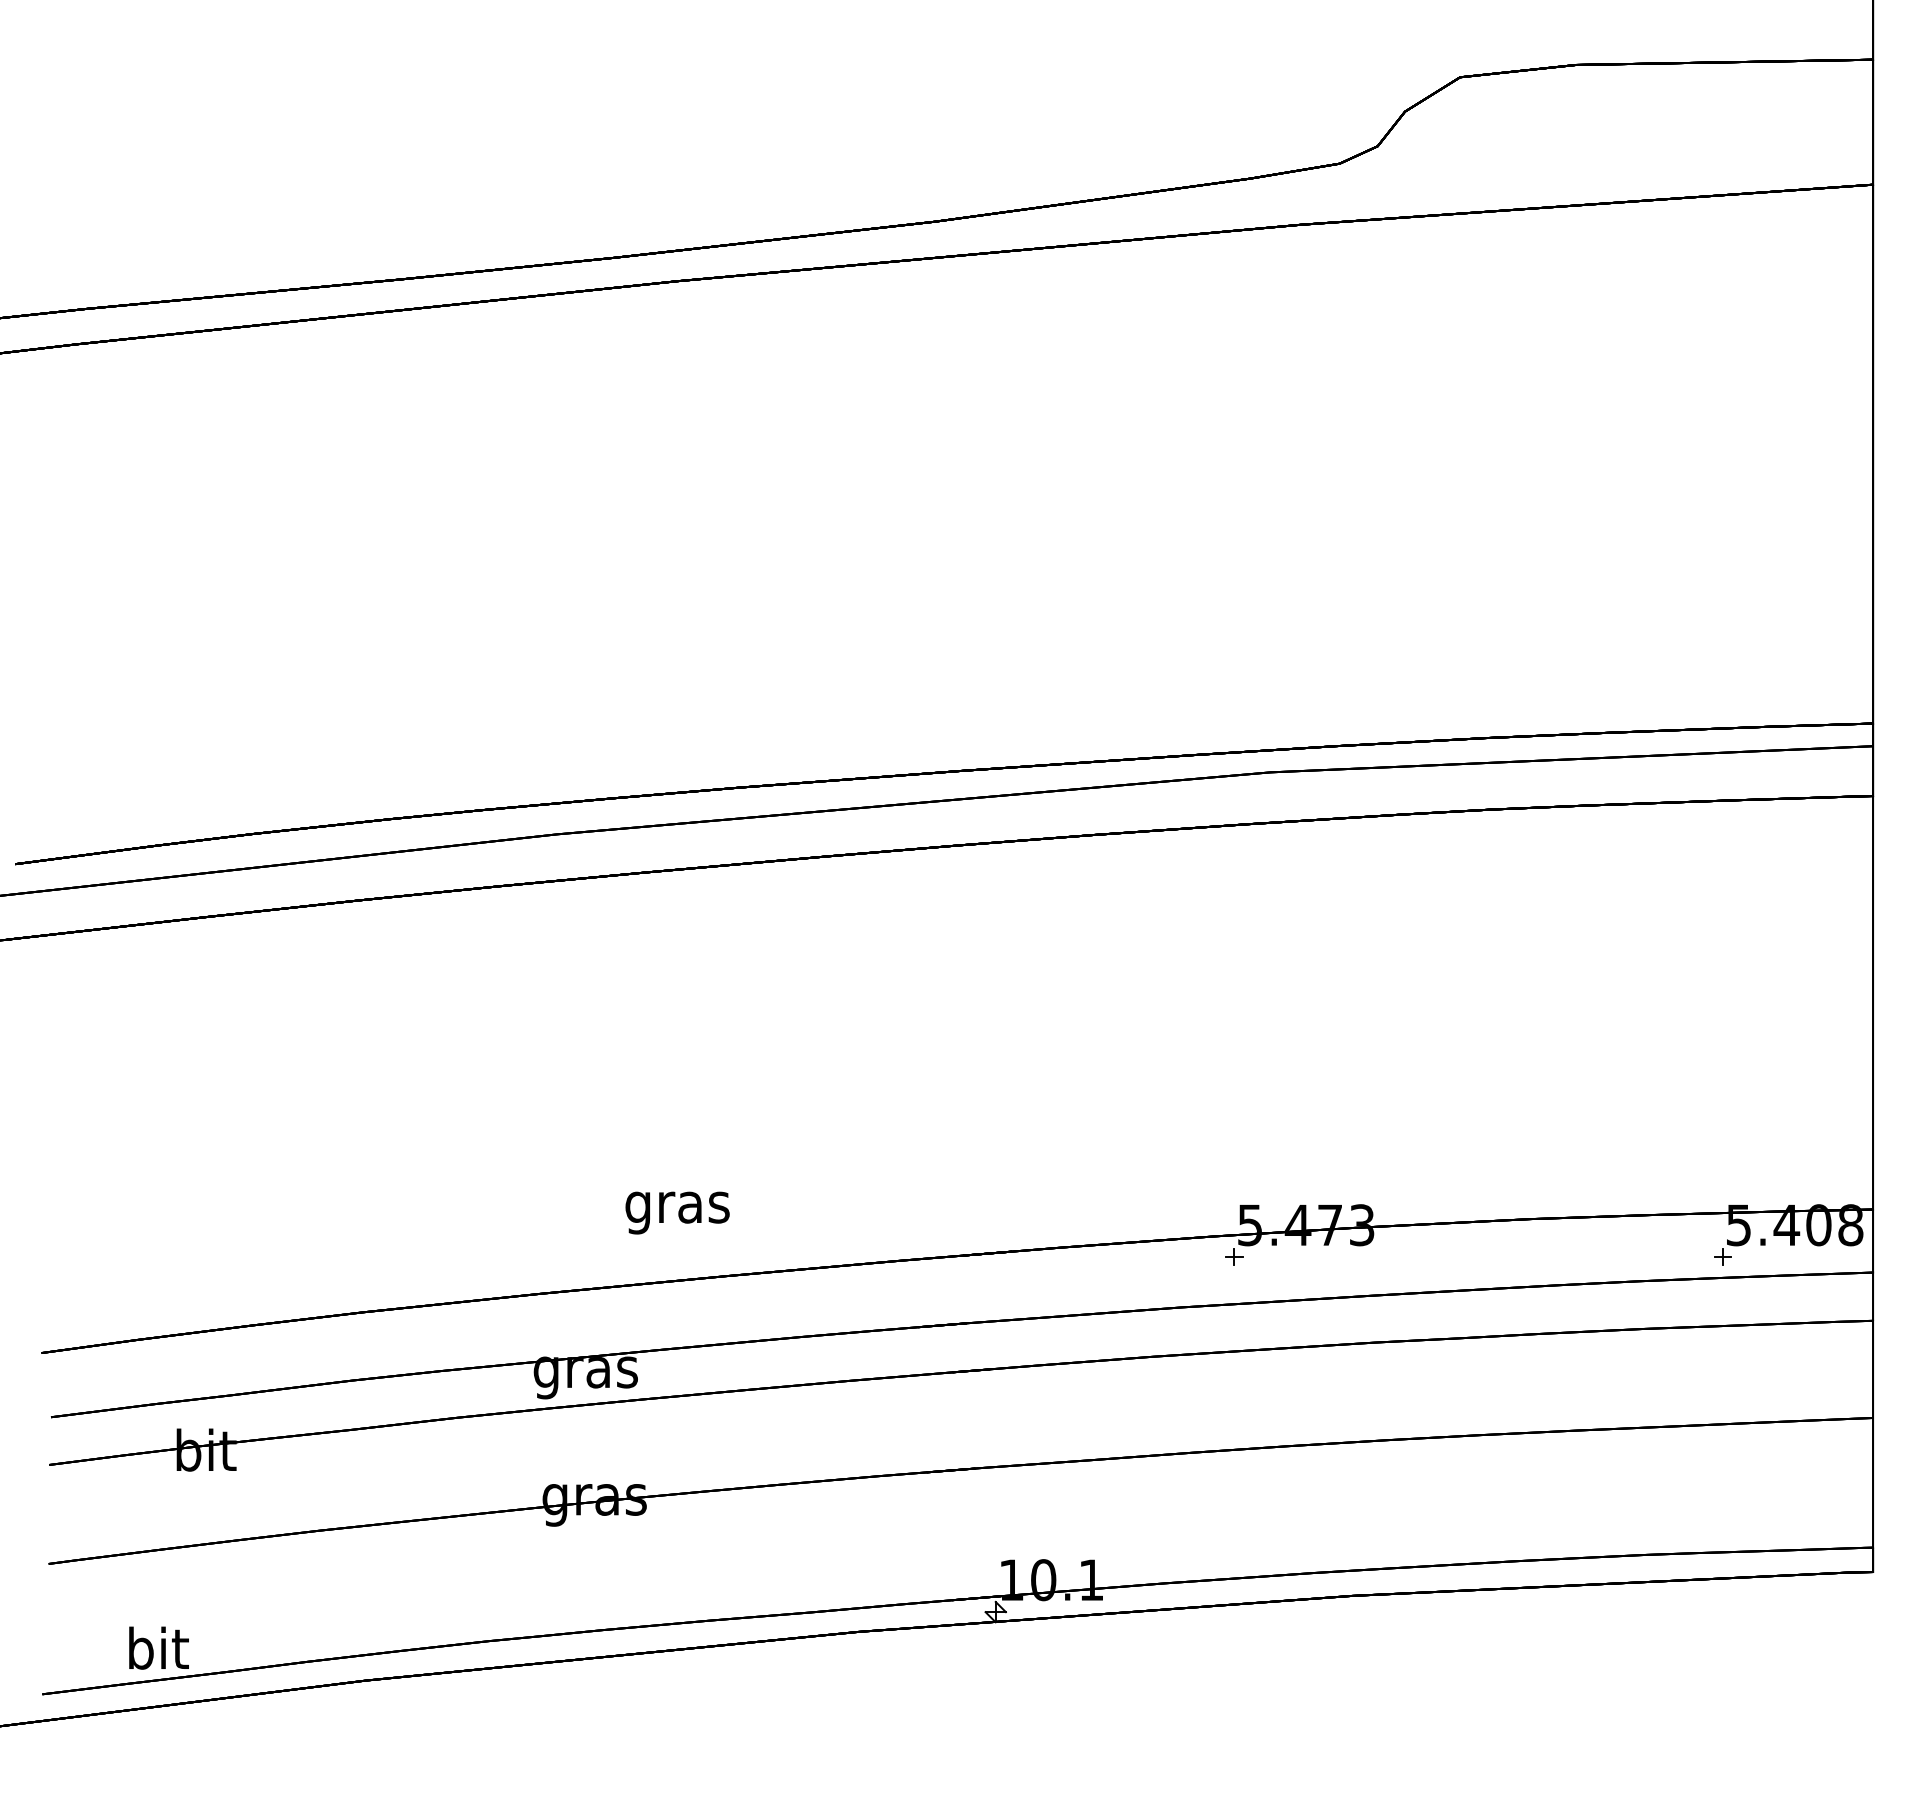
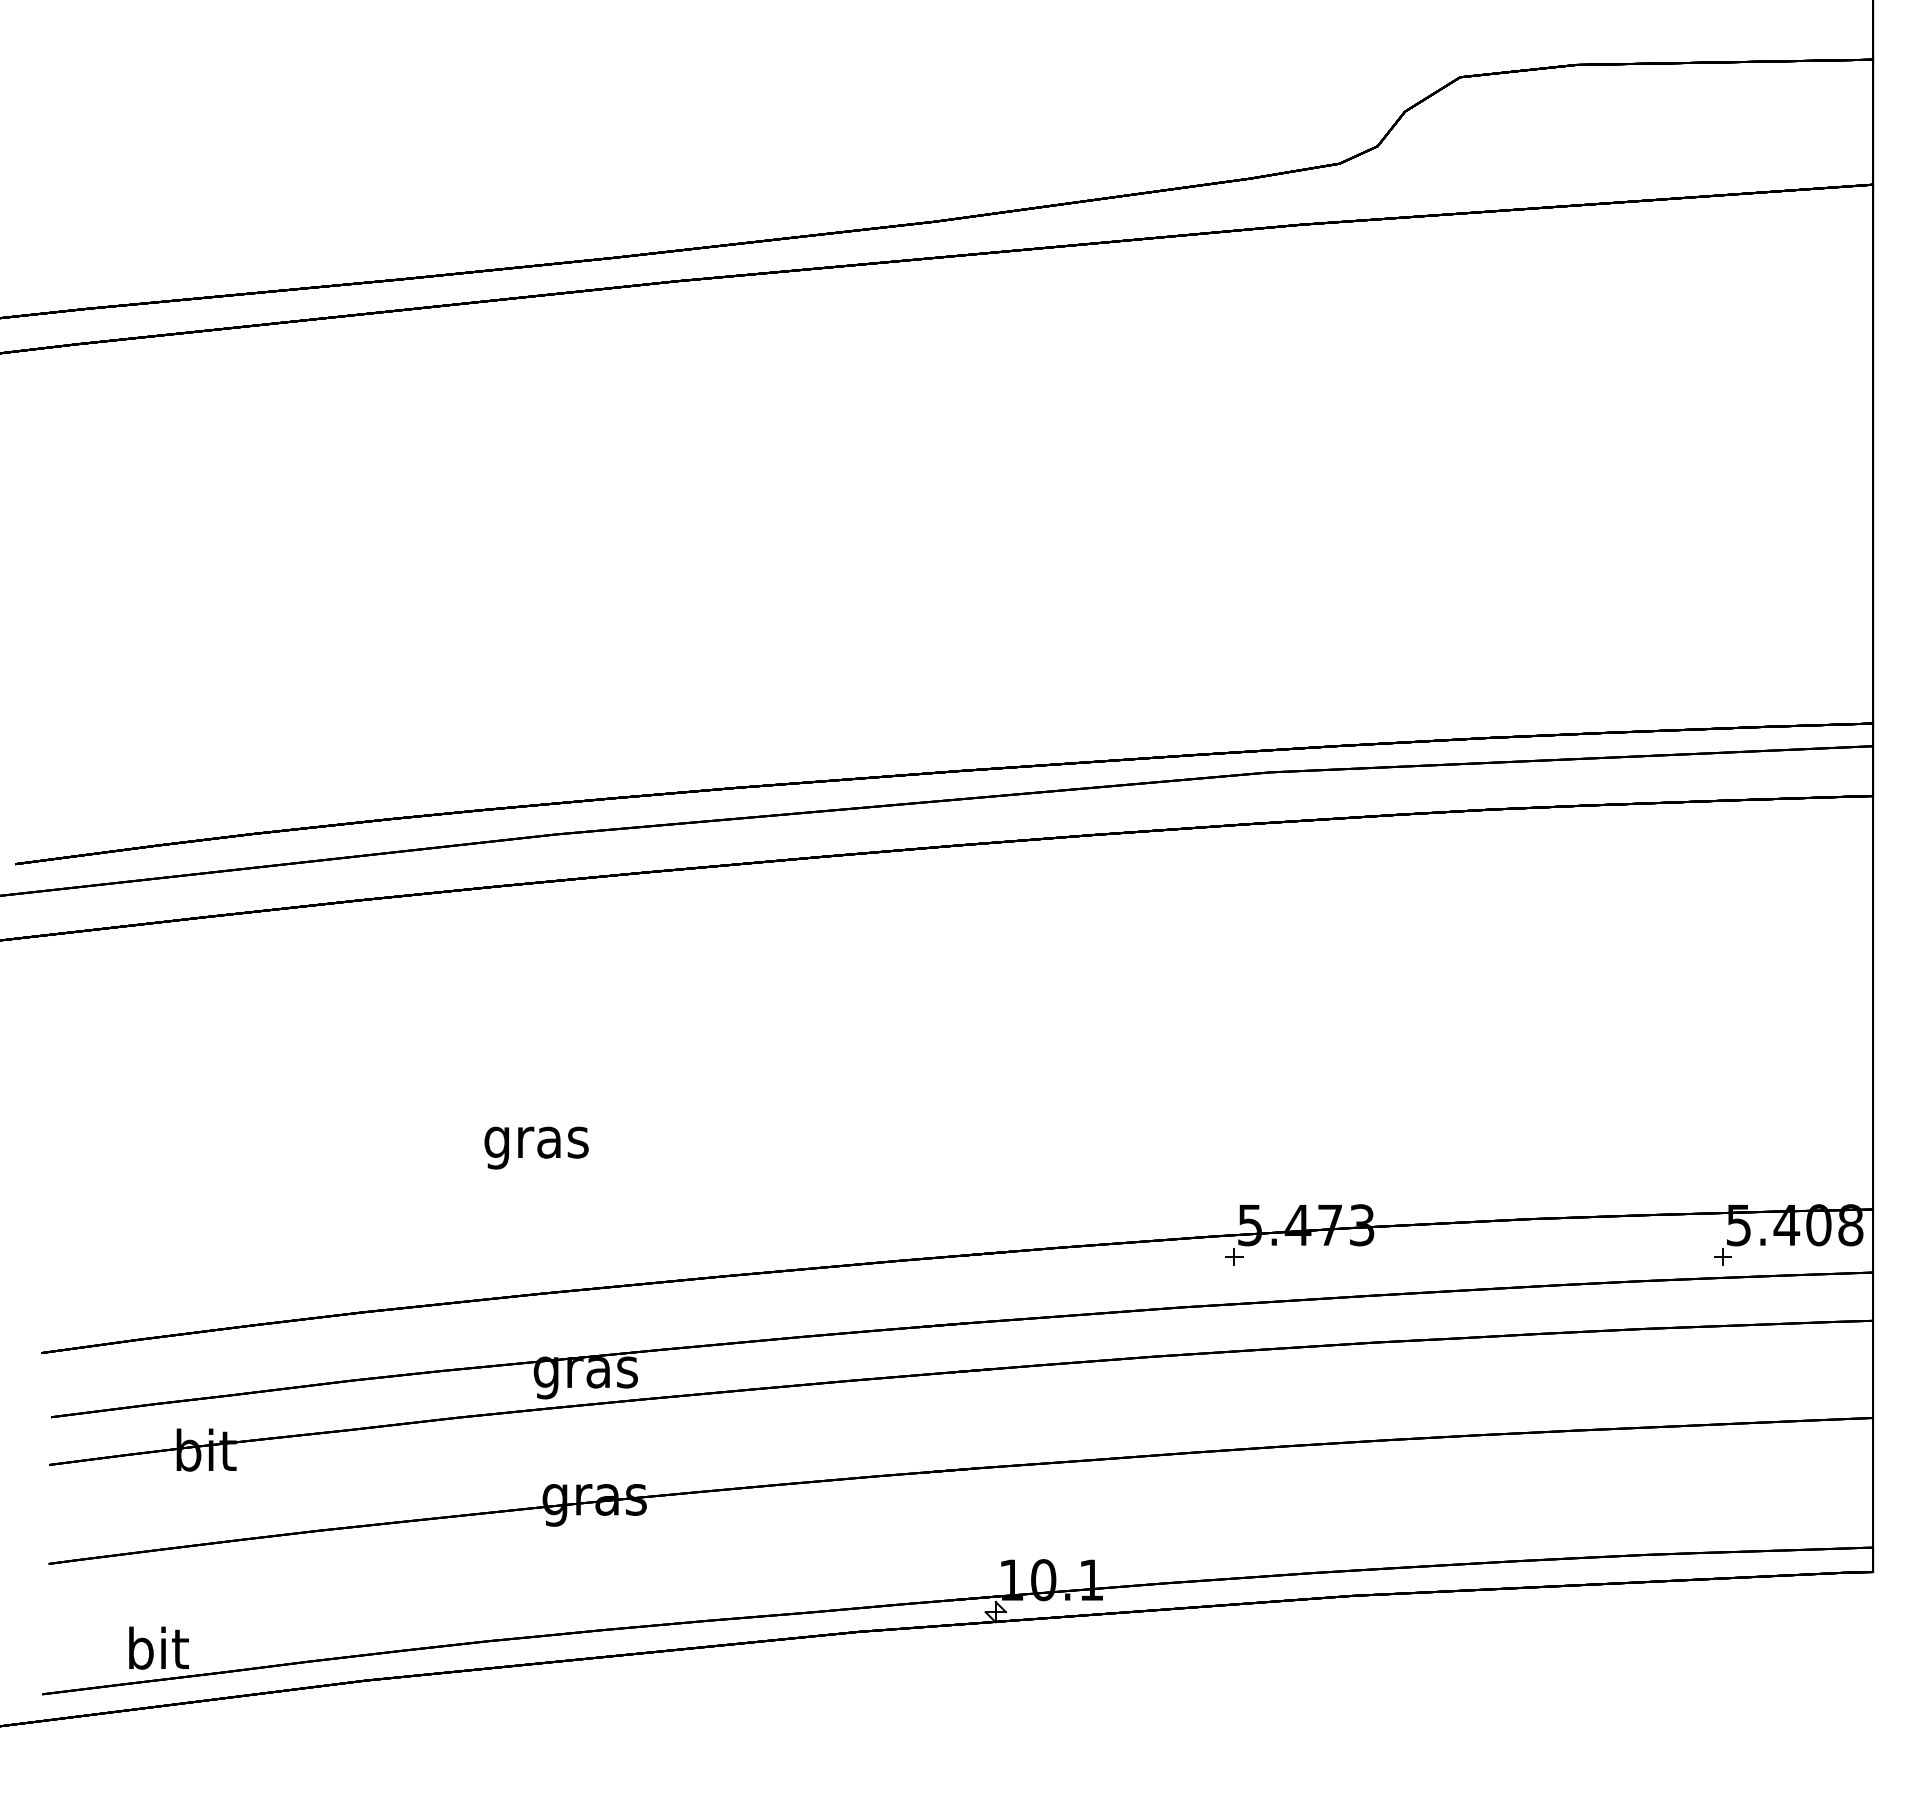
text position: (677, 1212) -> (536, 1147) (536, 1147)
